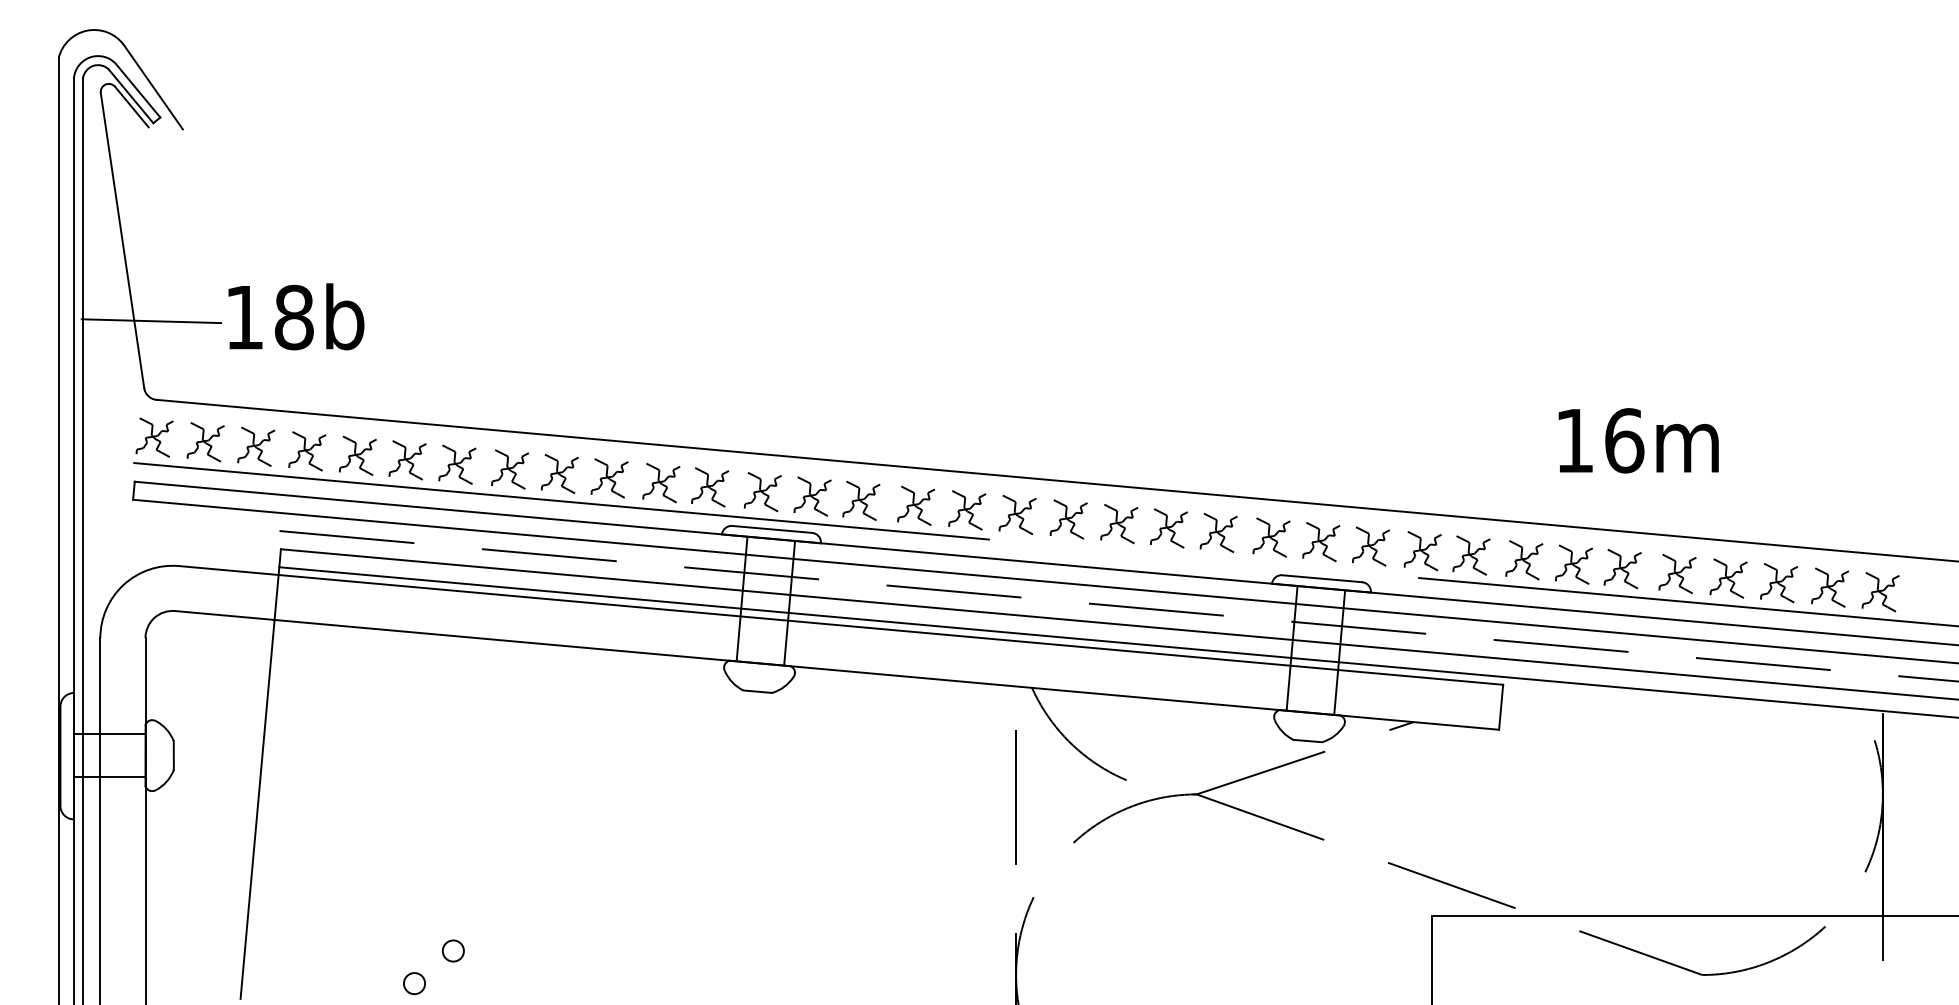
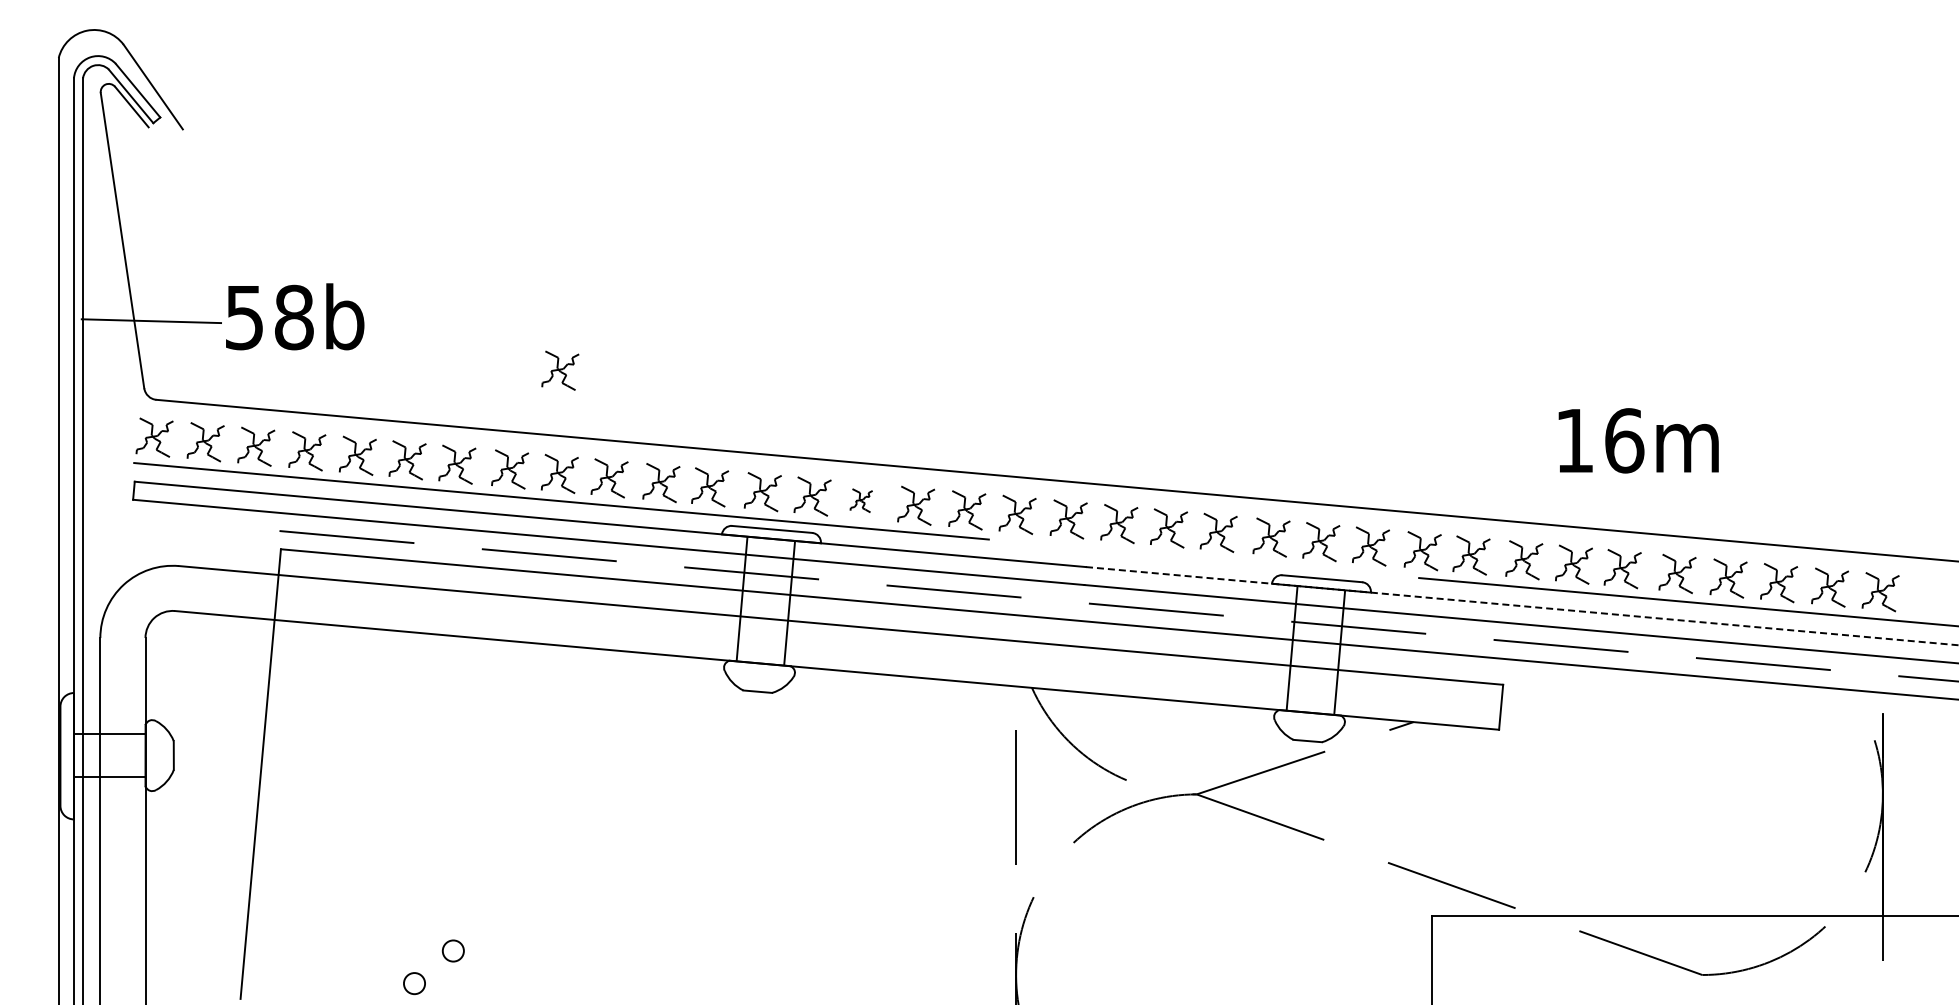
text: 18b -> 58b (244, 318)
part: none -> present (560, 370)
part size: 39x41 px -> 24x25 px (860, 500)
line: solid -> dashed (1522, 606)
line: present -> none (1117, 642)
